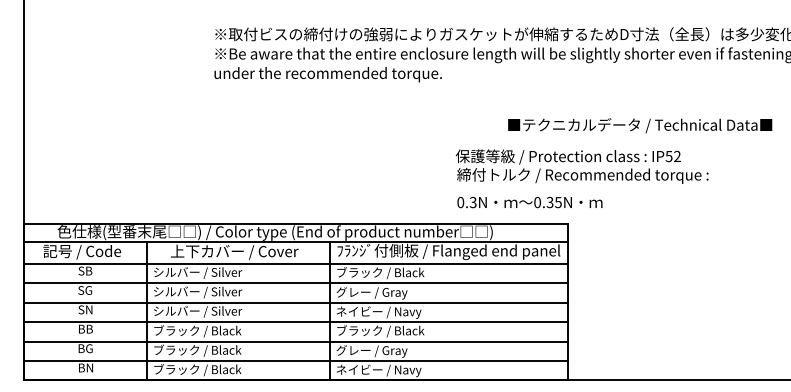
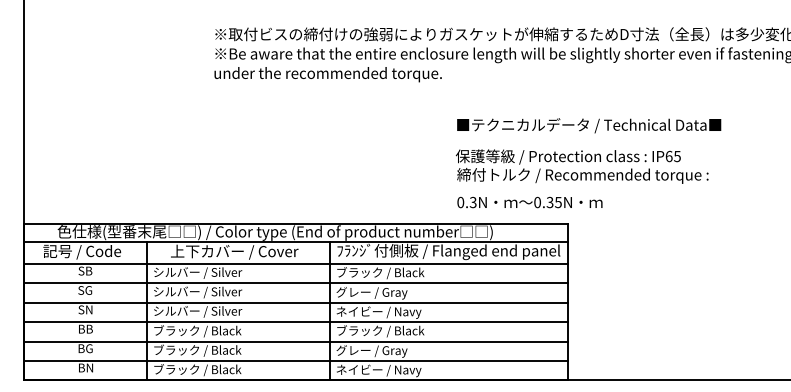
text position: (640, 125) -> (589, 125) (589, 125)
text: IP52 -> IP65 (672, 156)
